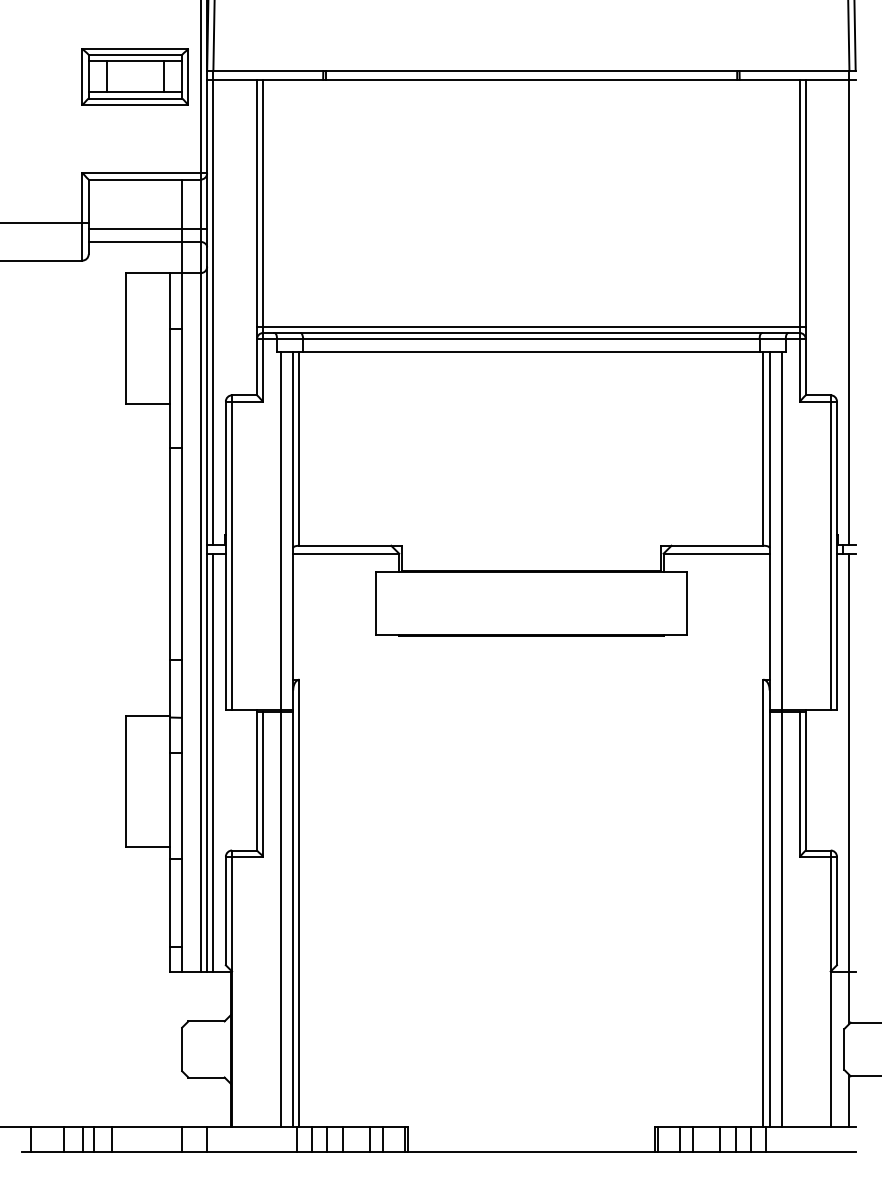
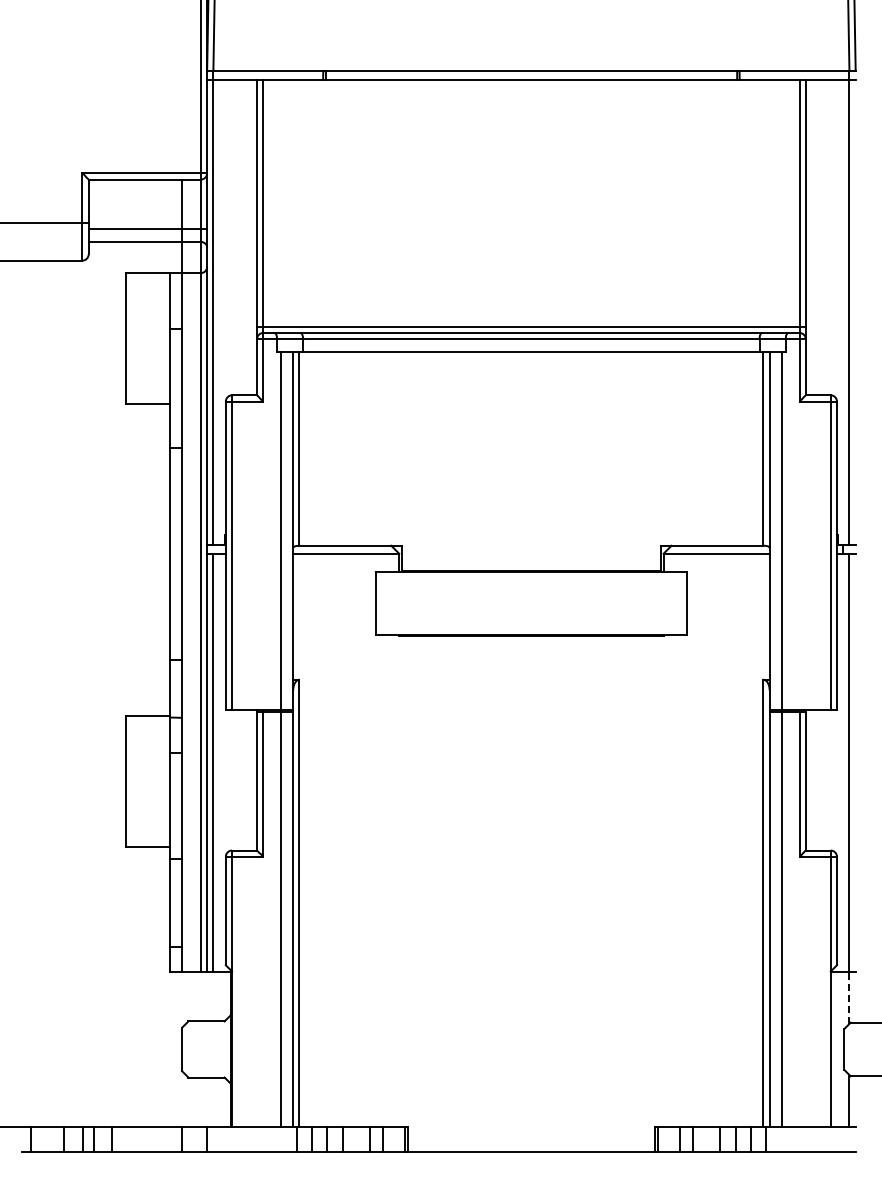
part: present -> none (134, 76)
line: solid -> dashed (849, 997)
